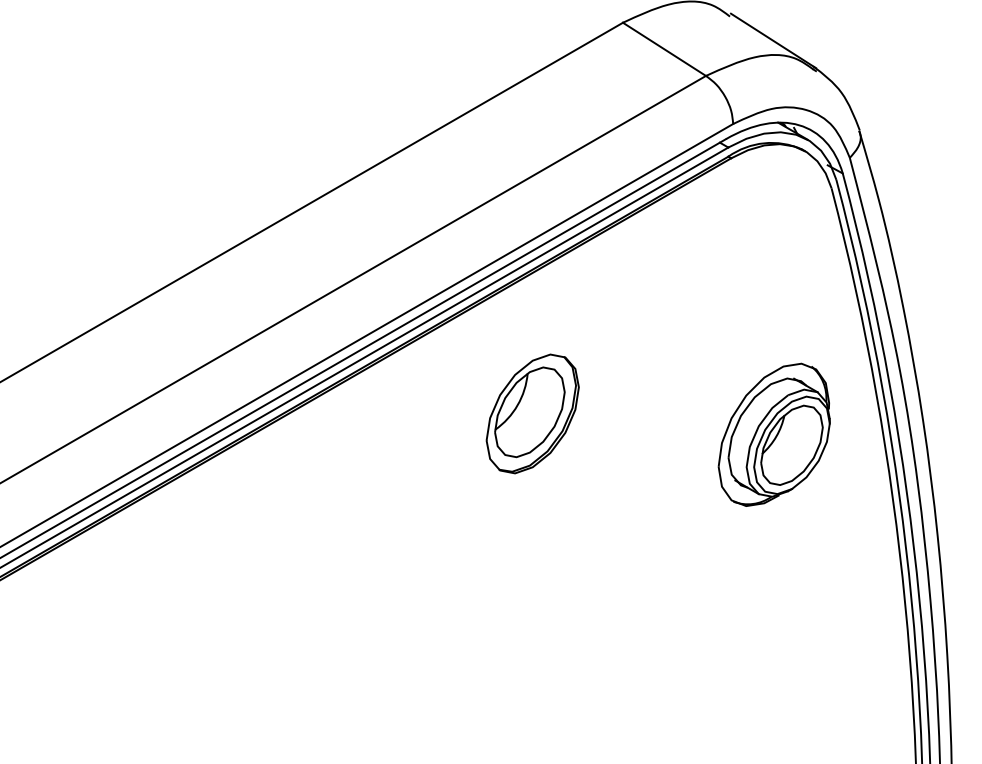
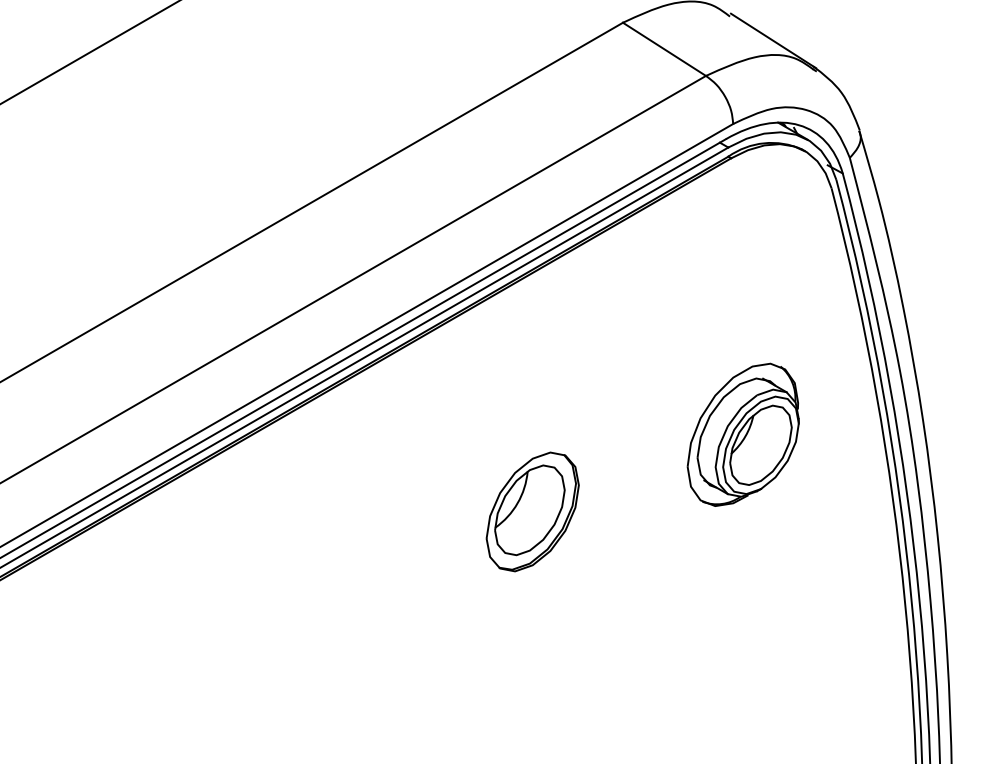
line: none -> present (89, 52)
part position: (532, 413) -> (532, 511) (532, 511)
part position: (773, 434) -> (742, 434) (742, 434)
